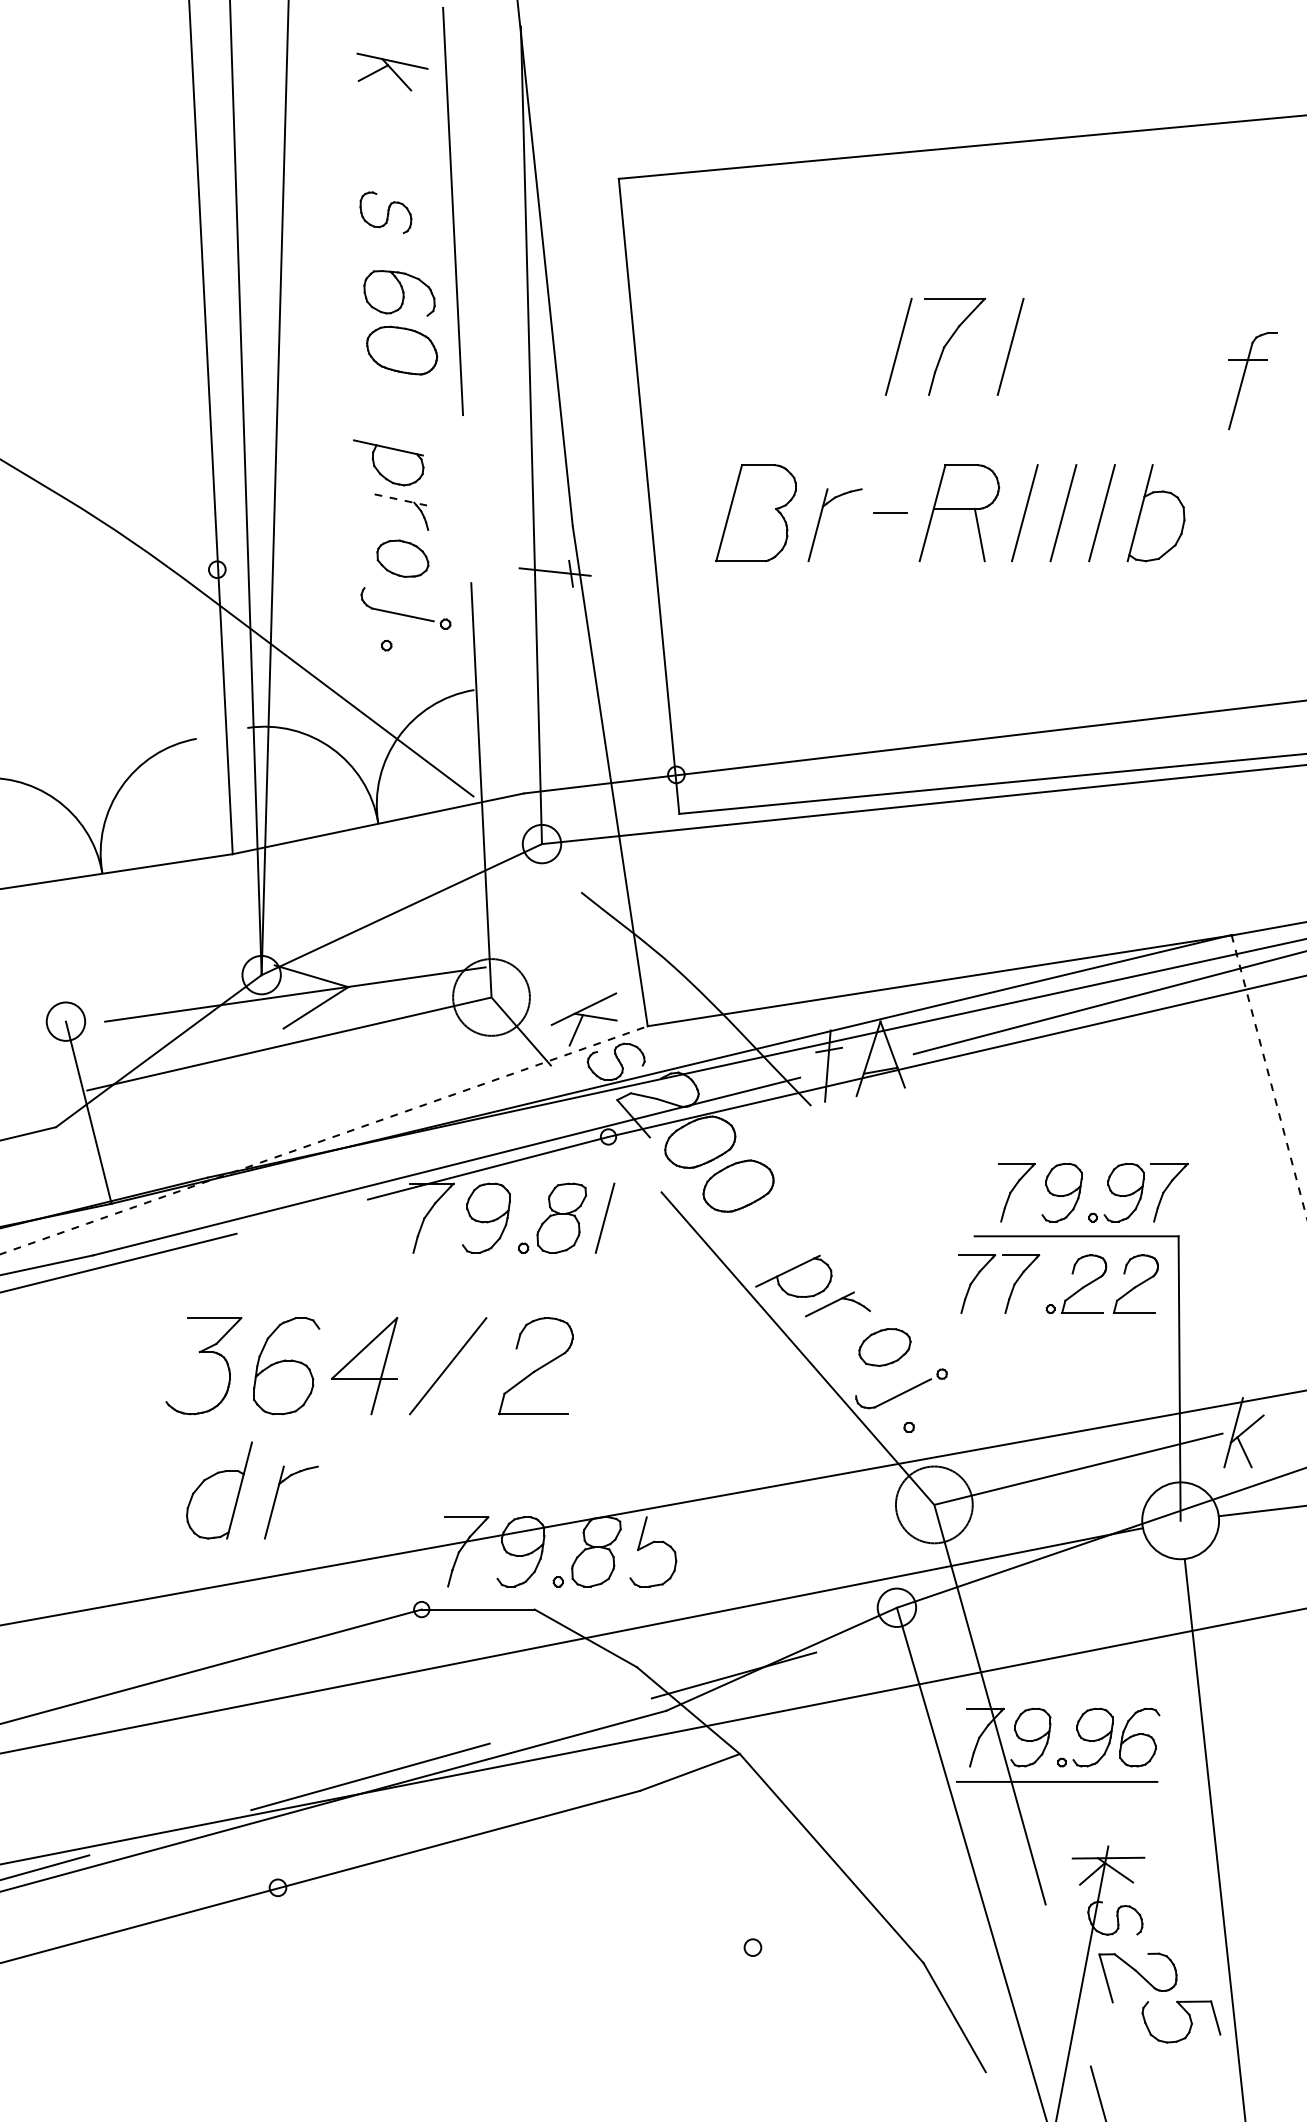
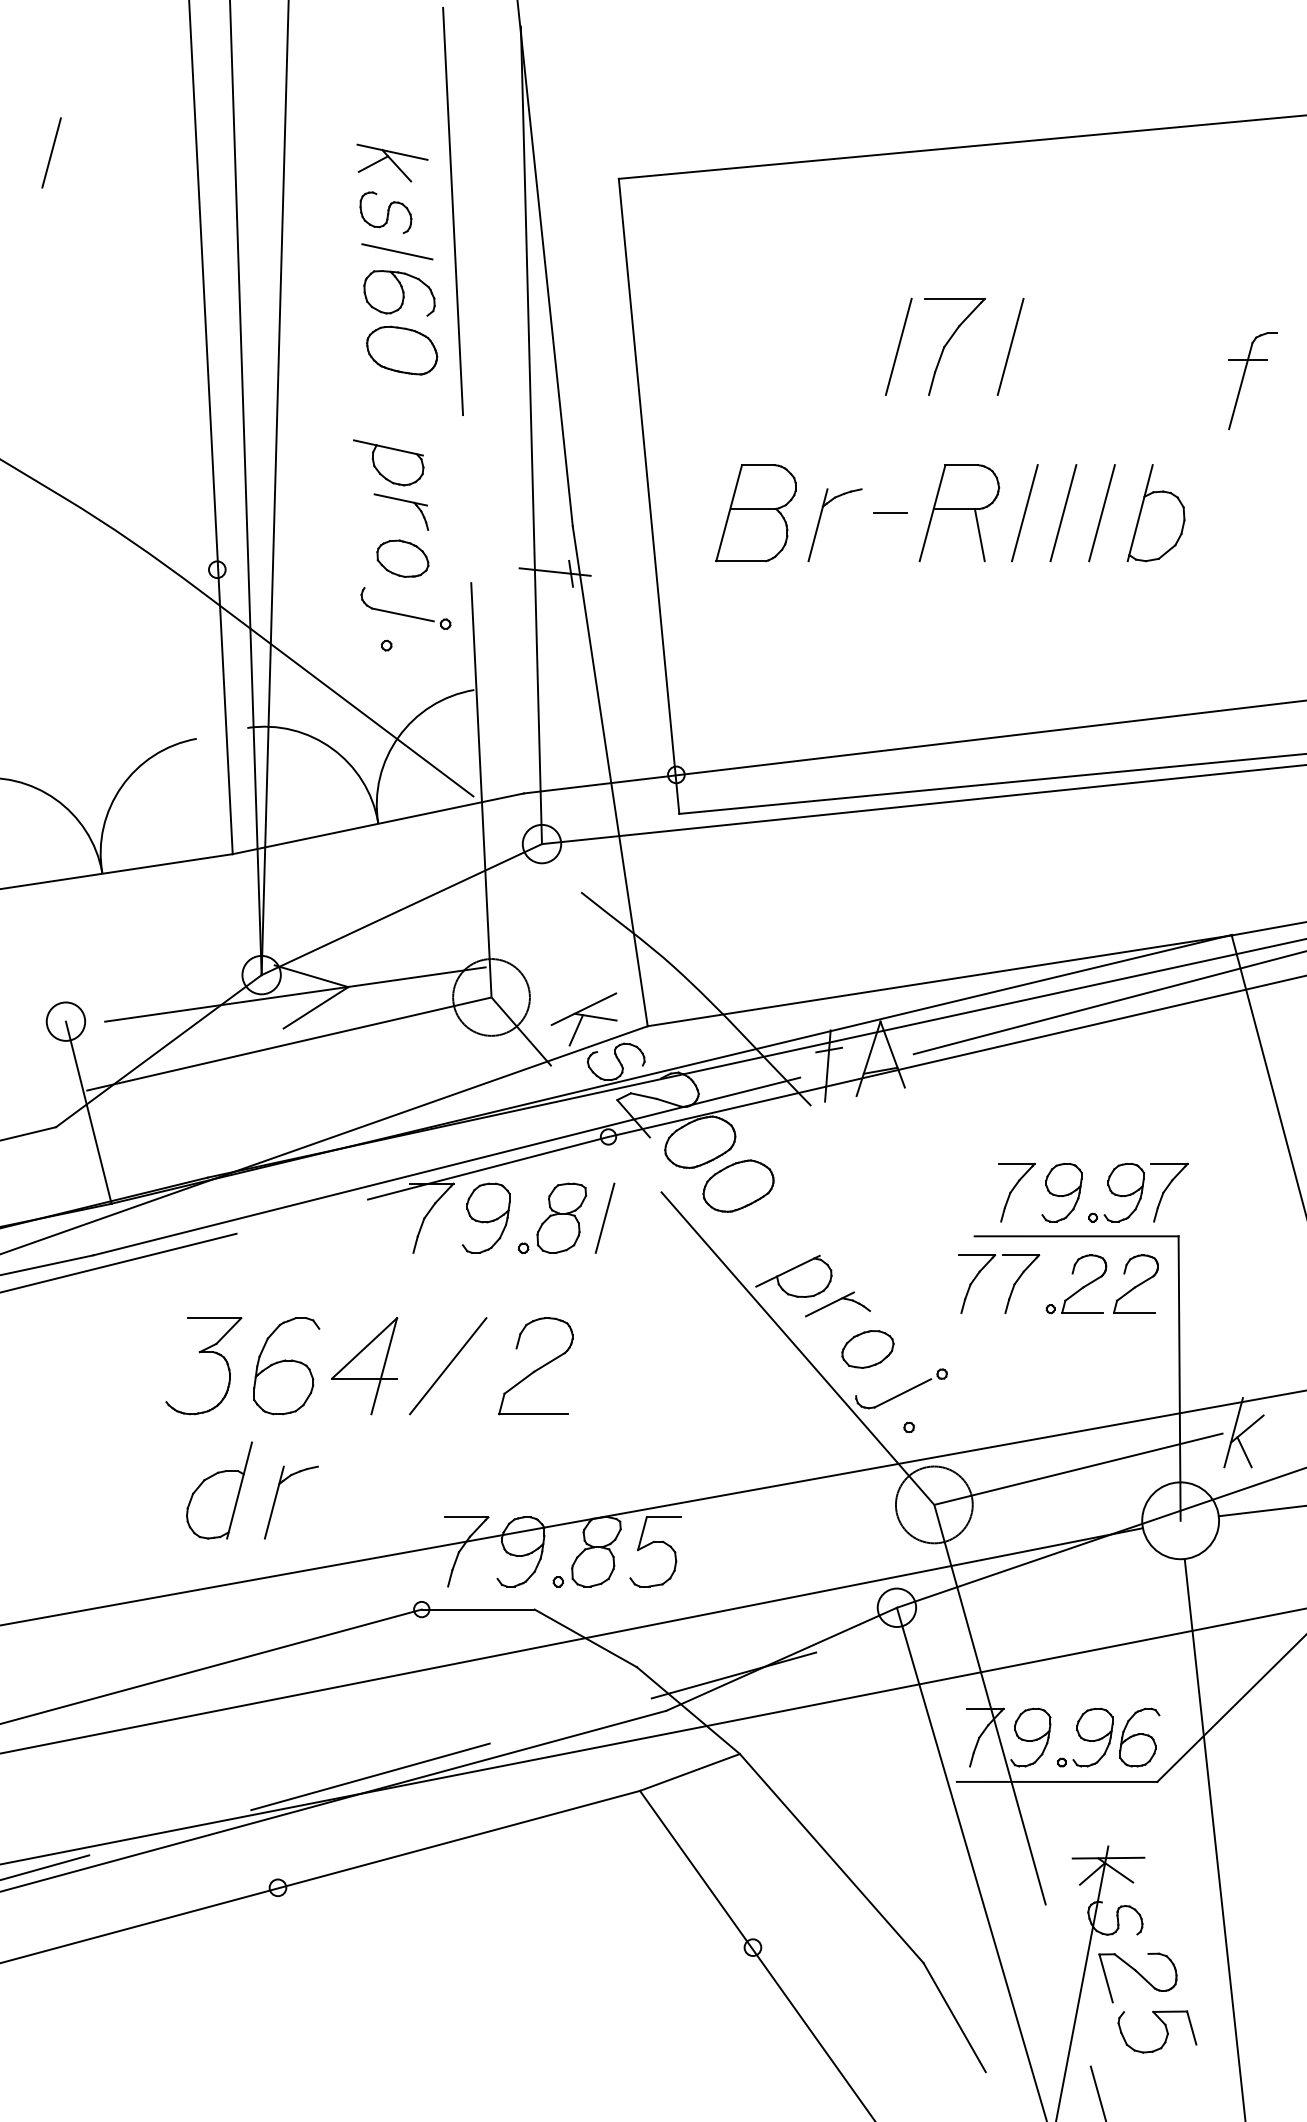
part position: (392, 71) -> (392, 162) (392, 162)
line: none -> present (51, 152)
line: none -> present (397, 251)
line: dashed -> solid (400, 499)
line: none -> present (753, 508)
line: dashed -> solid (1269, 1076)
line: dashed -> solid (324, 1140)
part position: (884, 1347) -> (867, 1349) (867, 1349)
line: none -> present (663, 1517)
line: none -> present (1230, 1709)
line: none -> present (756, 1954)
part position: (1189, 2019) -> (1165, 2029) (1165, 2029)
